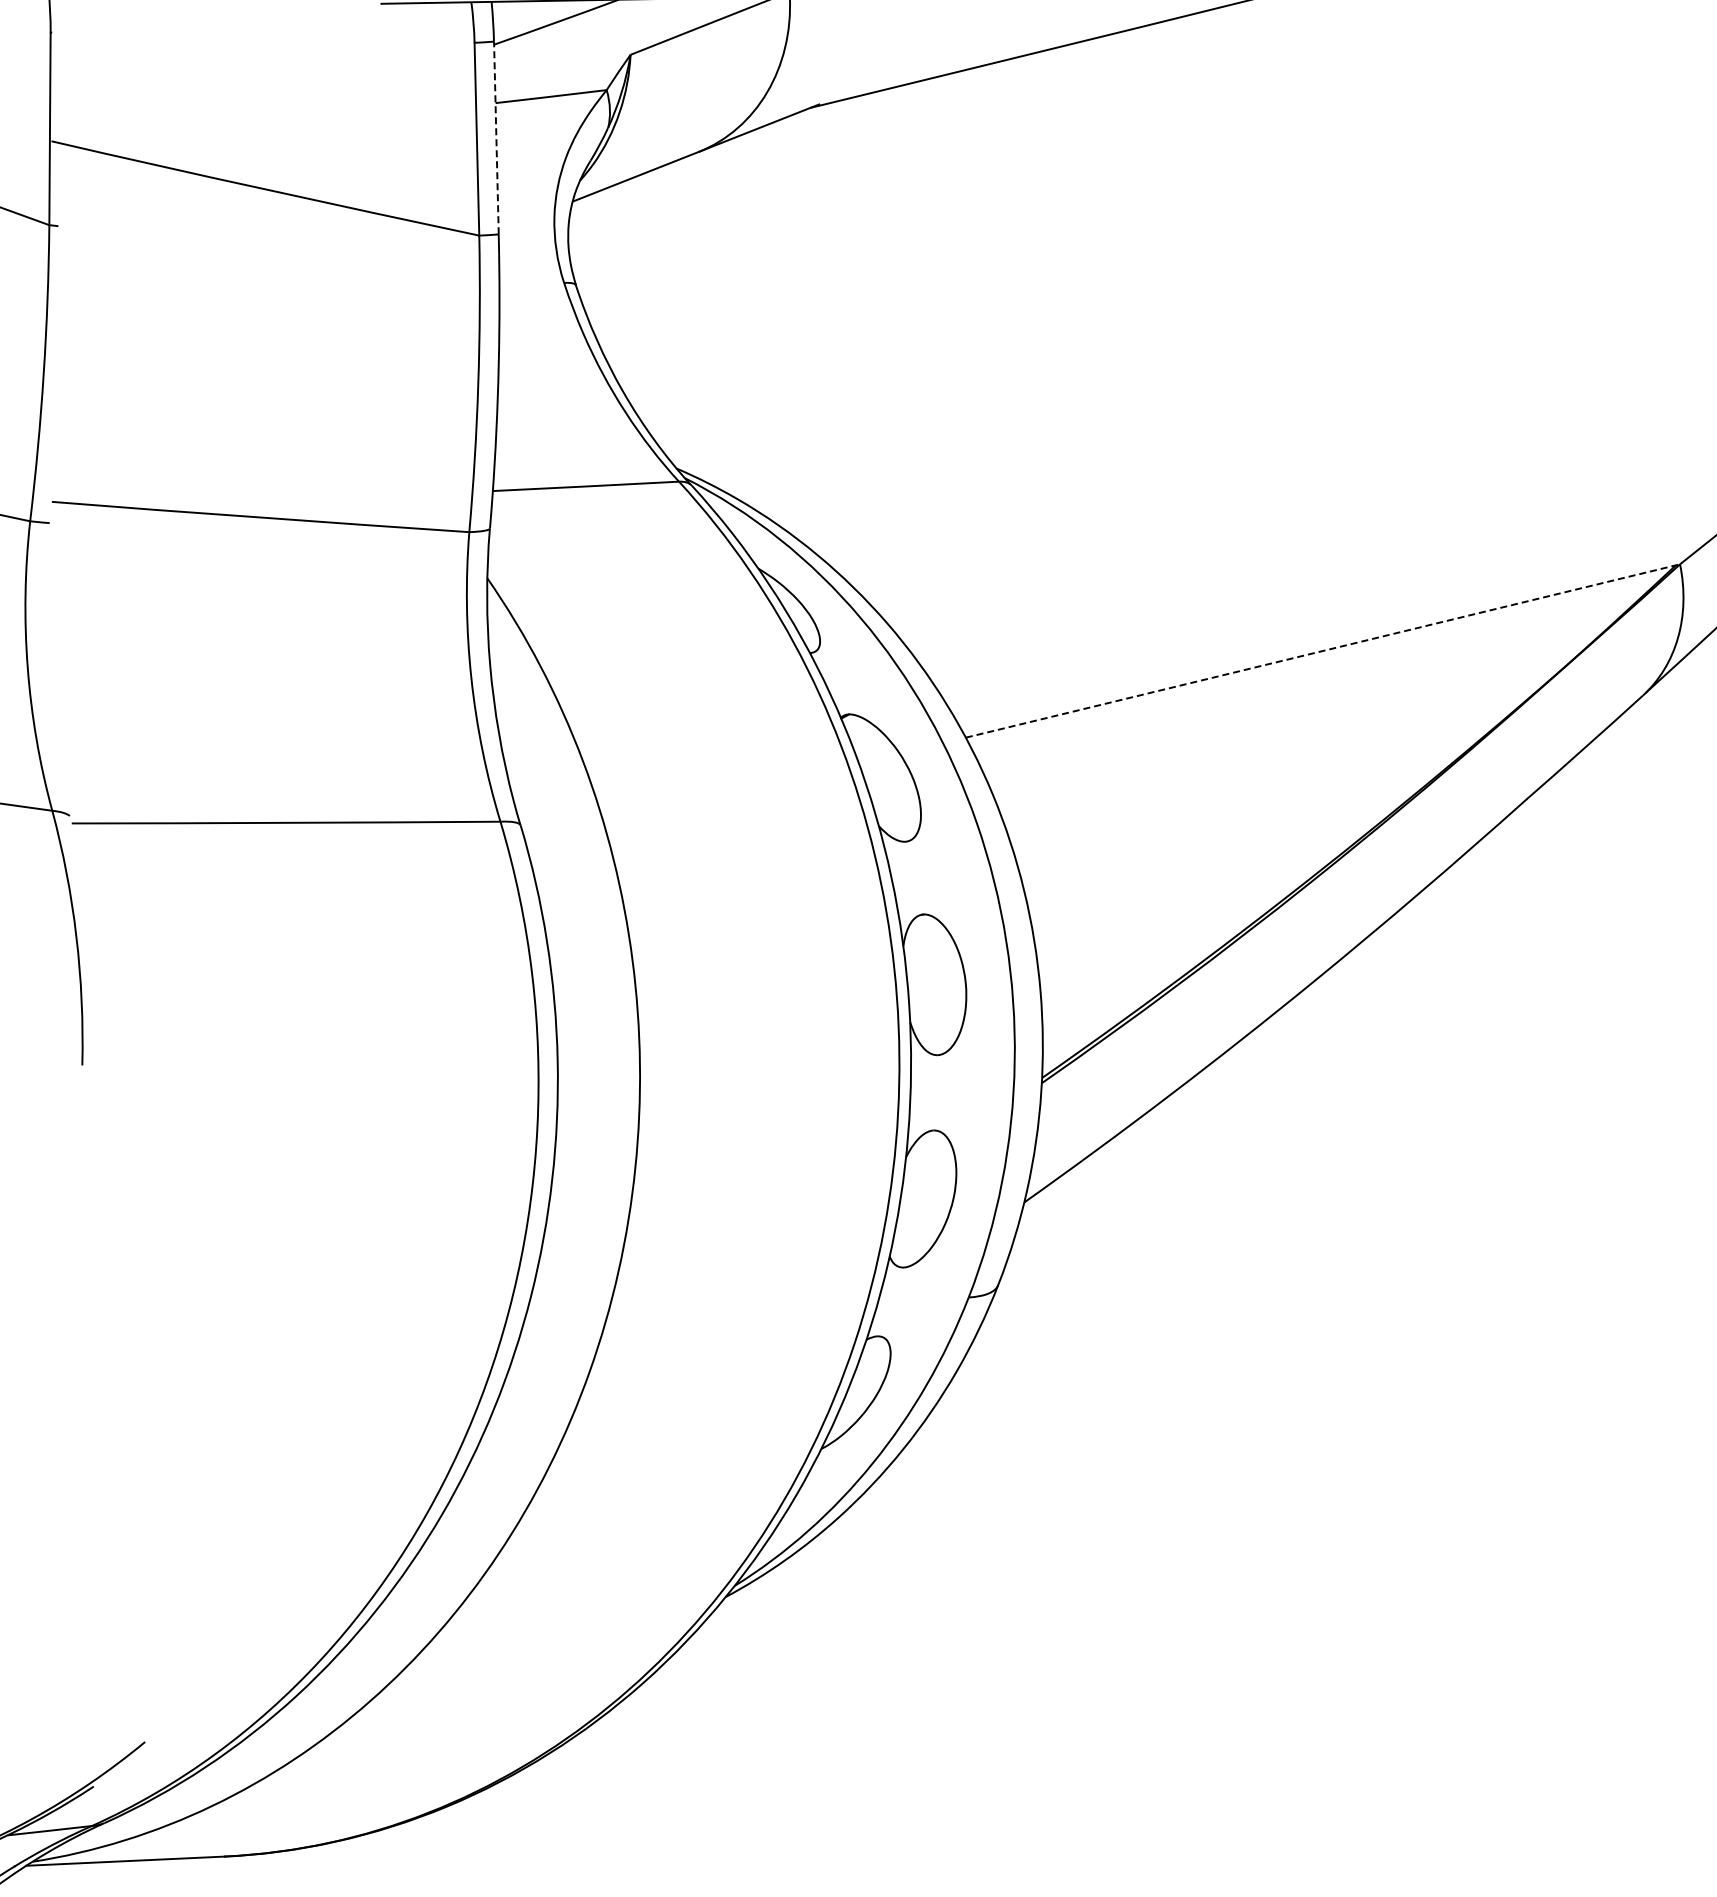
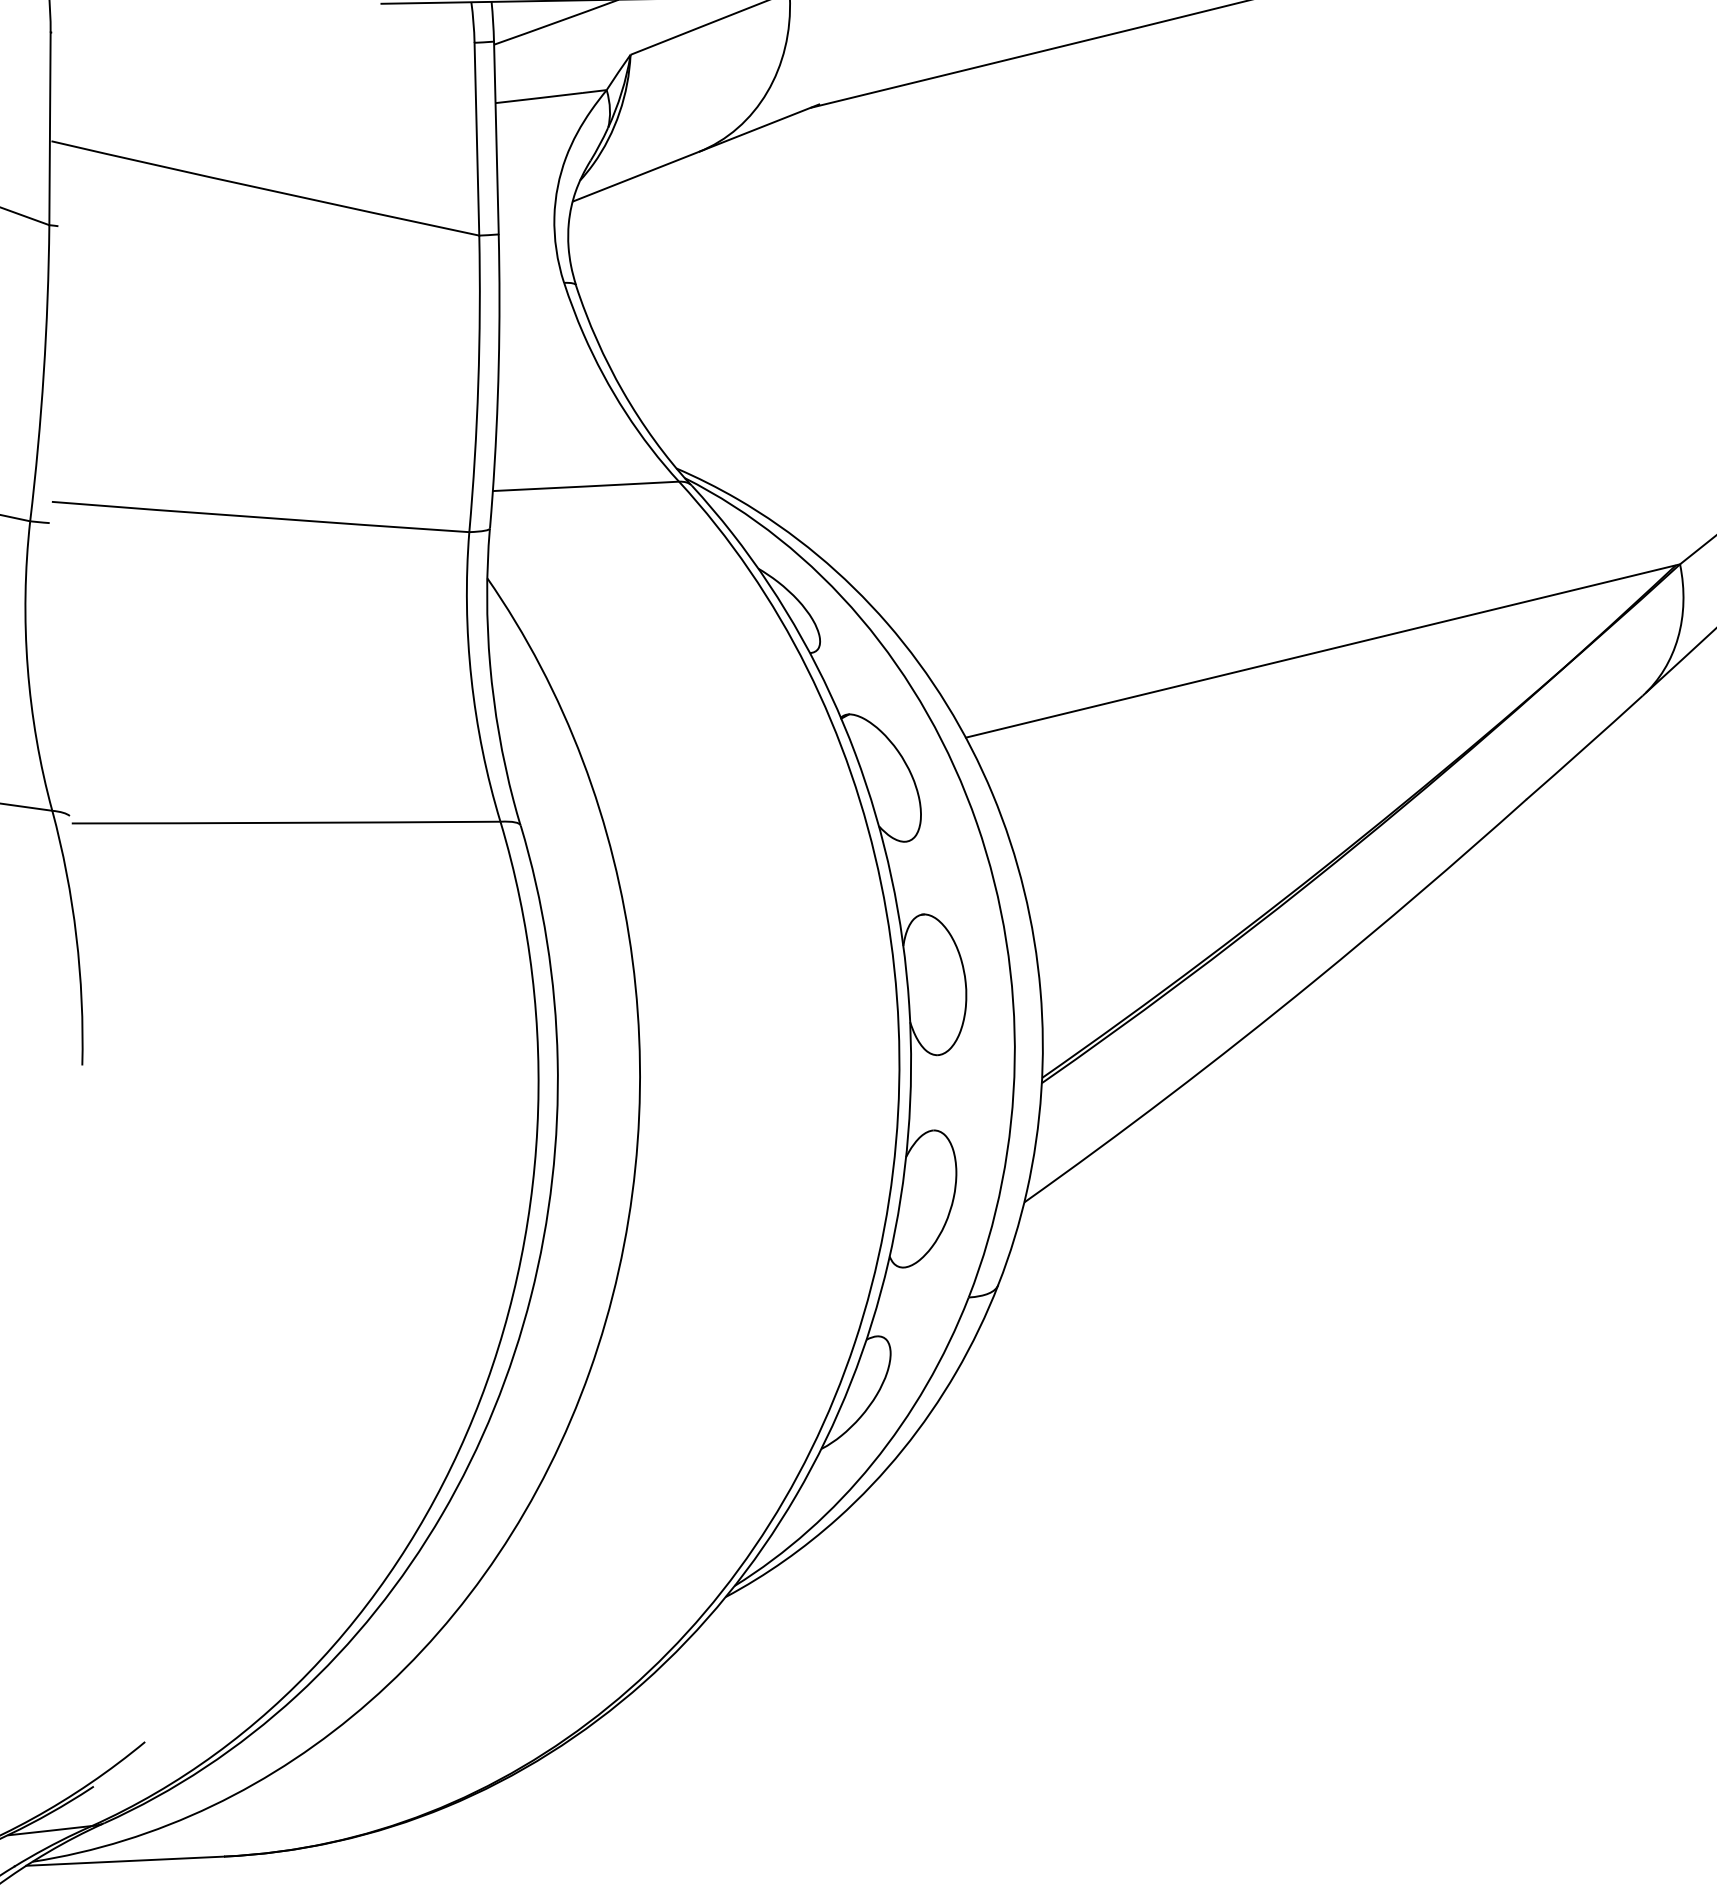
line: dashed -> solid (496, 137)
line: dashed -> solid (1323, 650)
